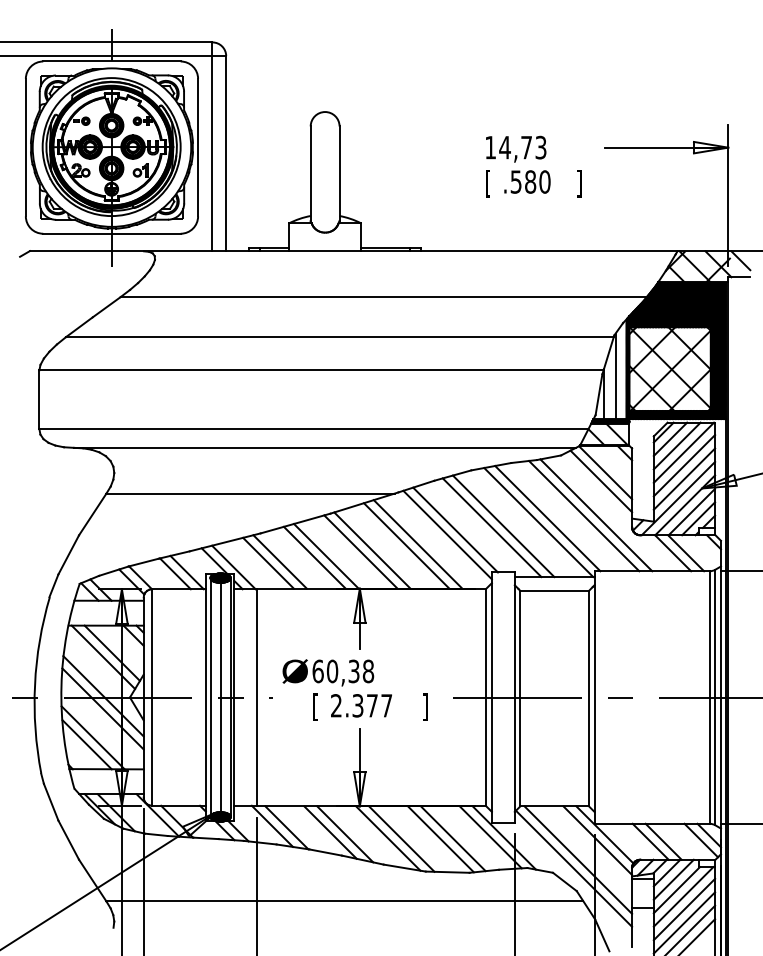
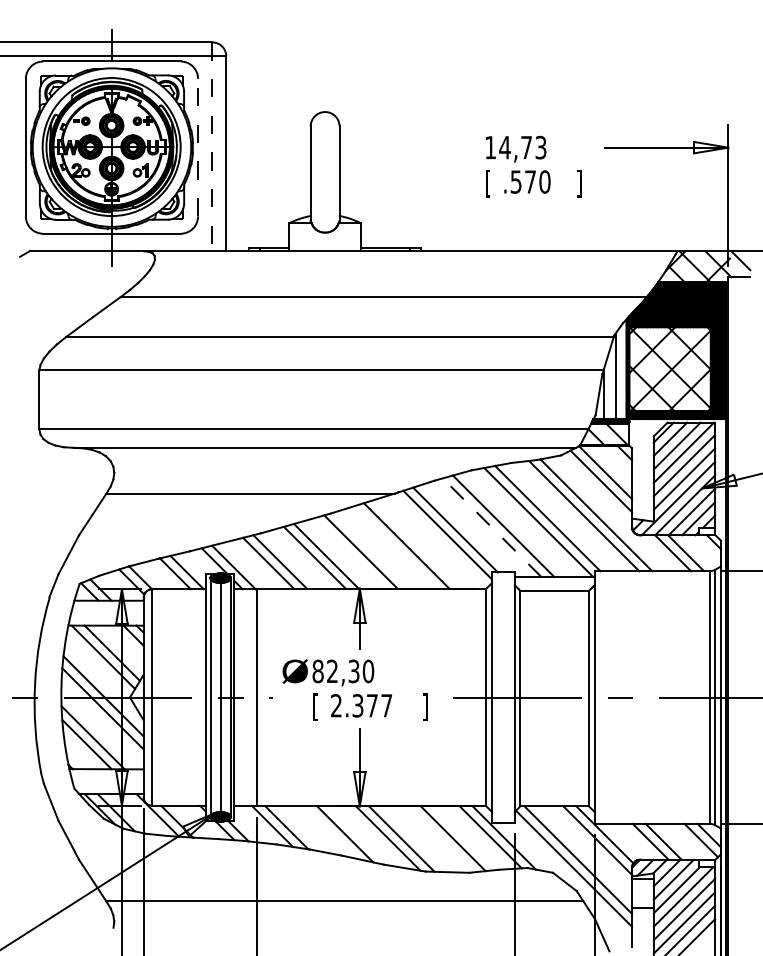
line: solid -> dashed (198, 147)
line: solid -> dashed (212, 147)
text: .580 -> .570 (530, 181)
line: solid -> dashed (492, 527)
line: present -> none (417, 544)
line: present -> none (372, 550)
text: 60,38 -> 82,30 (343, 671)
line: present -> none (330, 832)
line: present -> none (440, 839)
